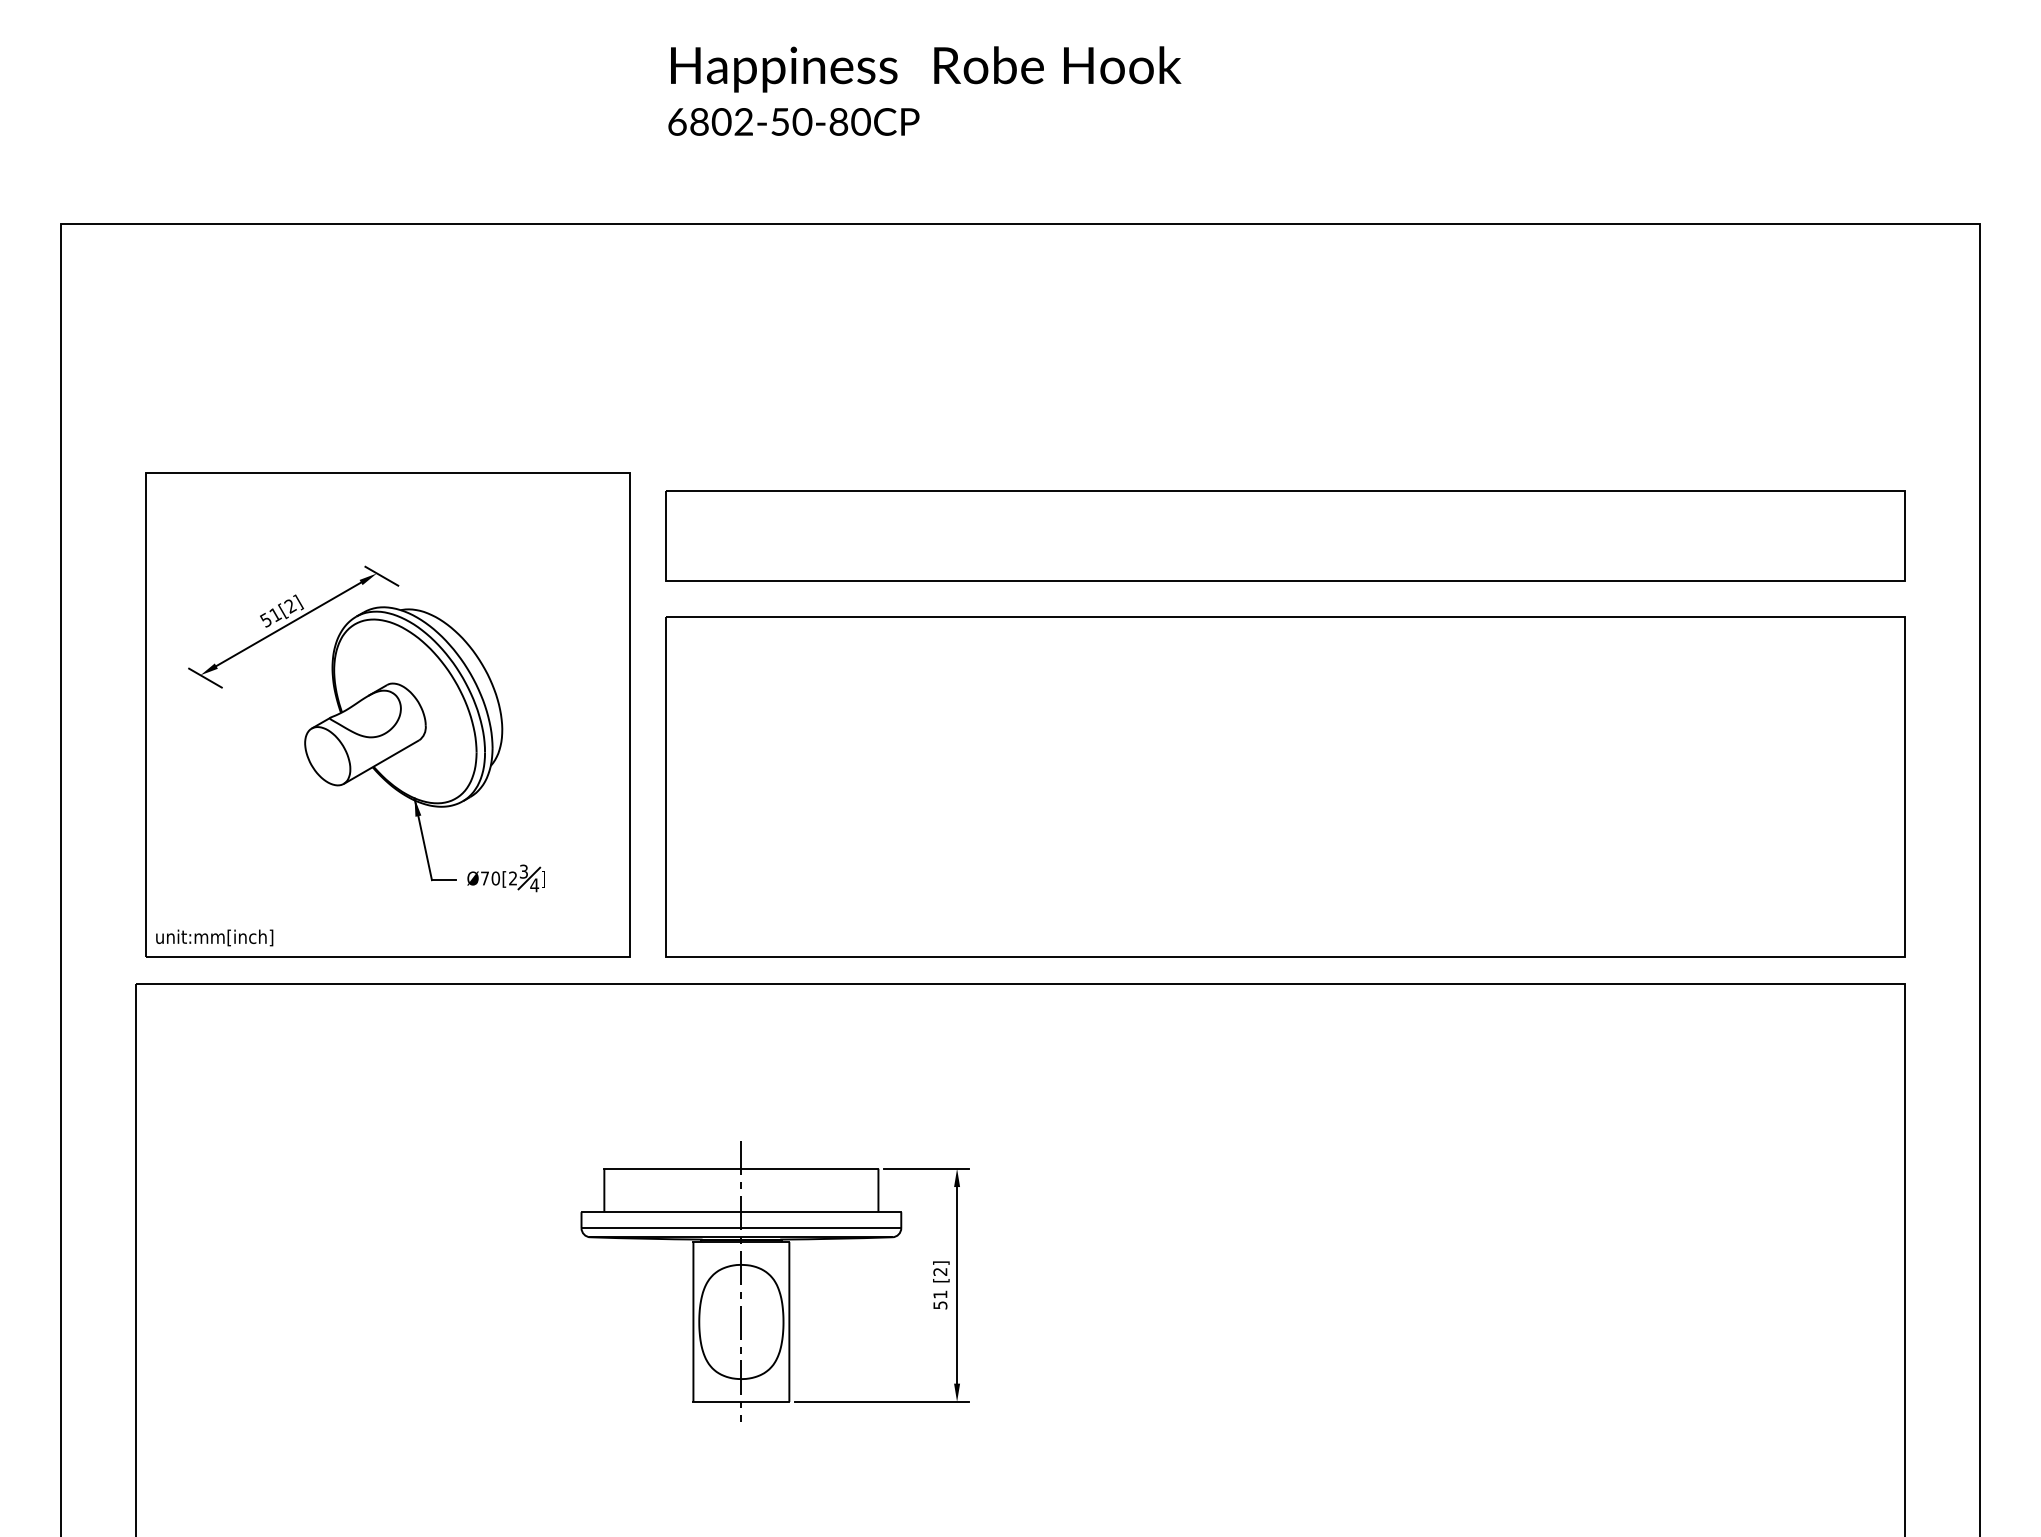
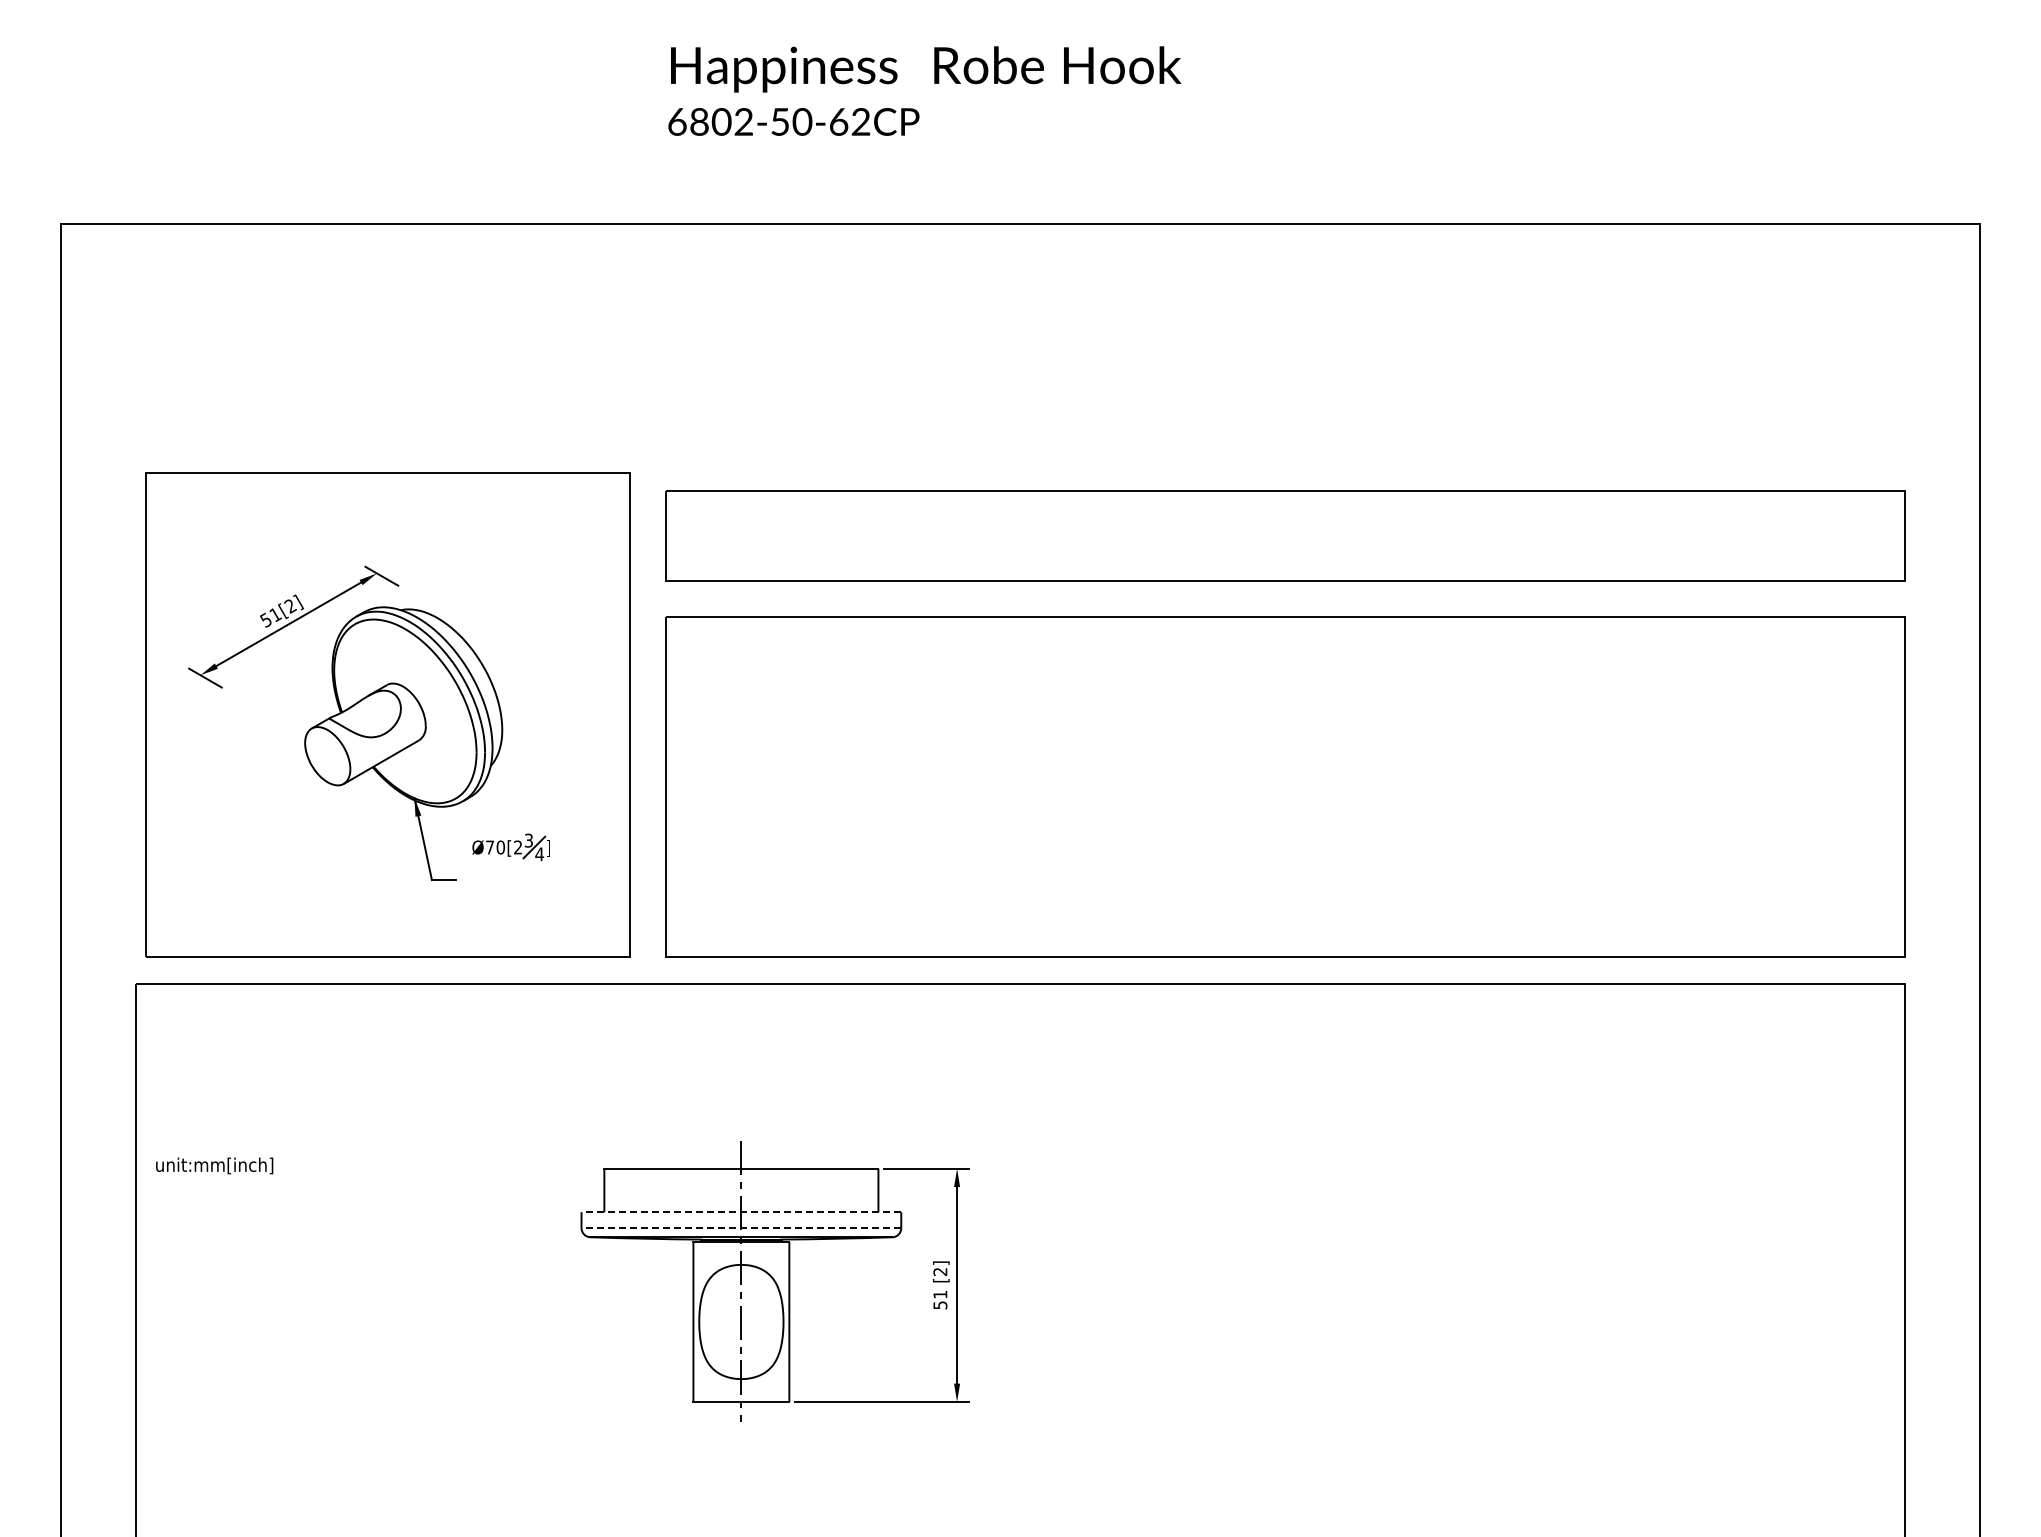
text: 6802-50-80CP -> 6802-50-62CP (849, 121)
part position: (505, 878) -> (510, 847) (510, 847)
text position: (214, 937) -> (214, 1165) (214, 1165)
line: solid -> dashed (741, 1212)
line: solid -> dashed (741, 1228)
